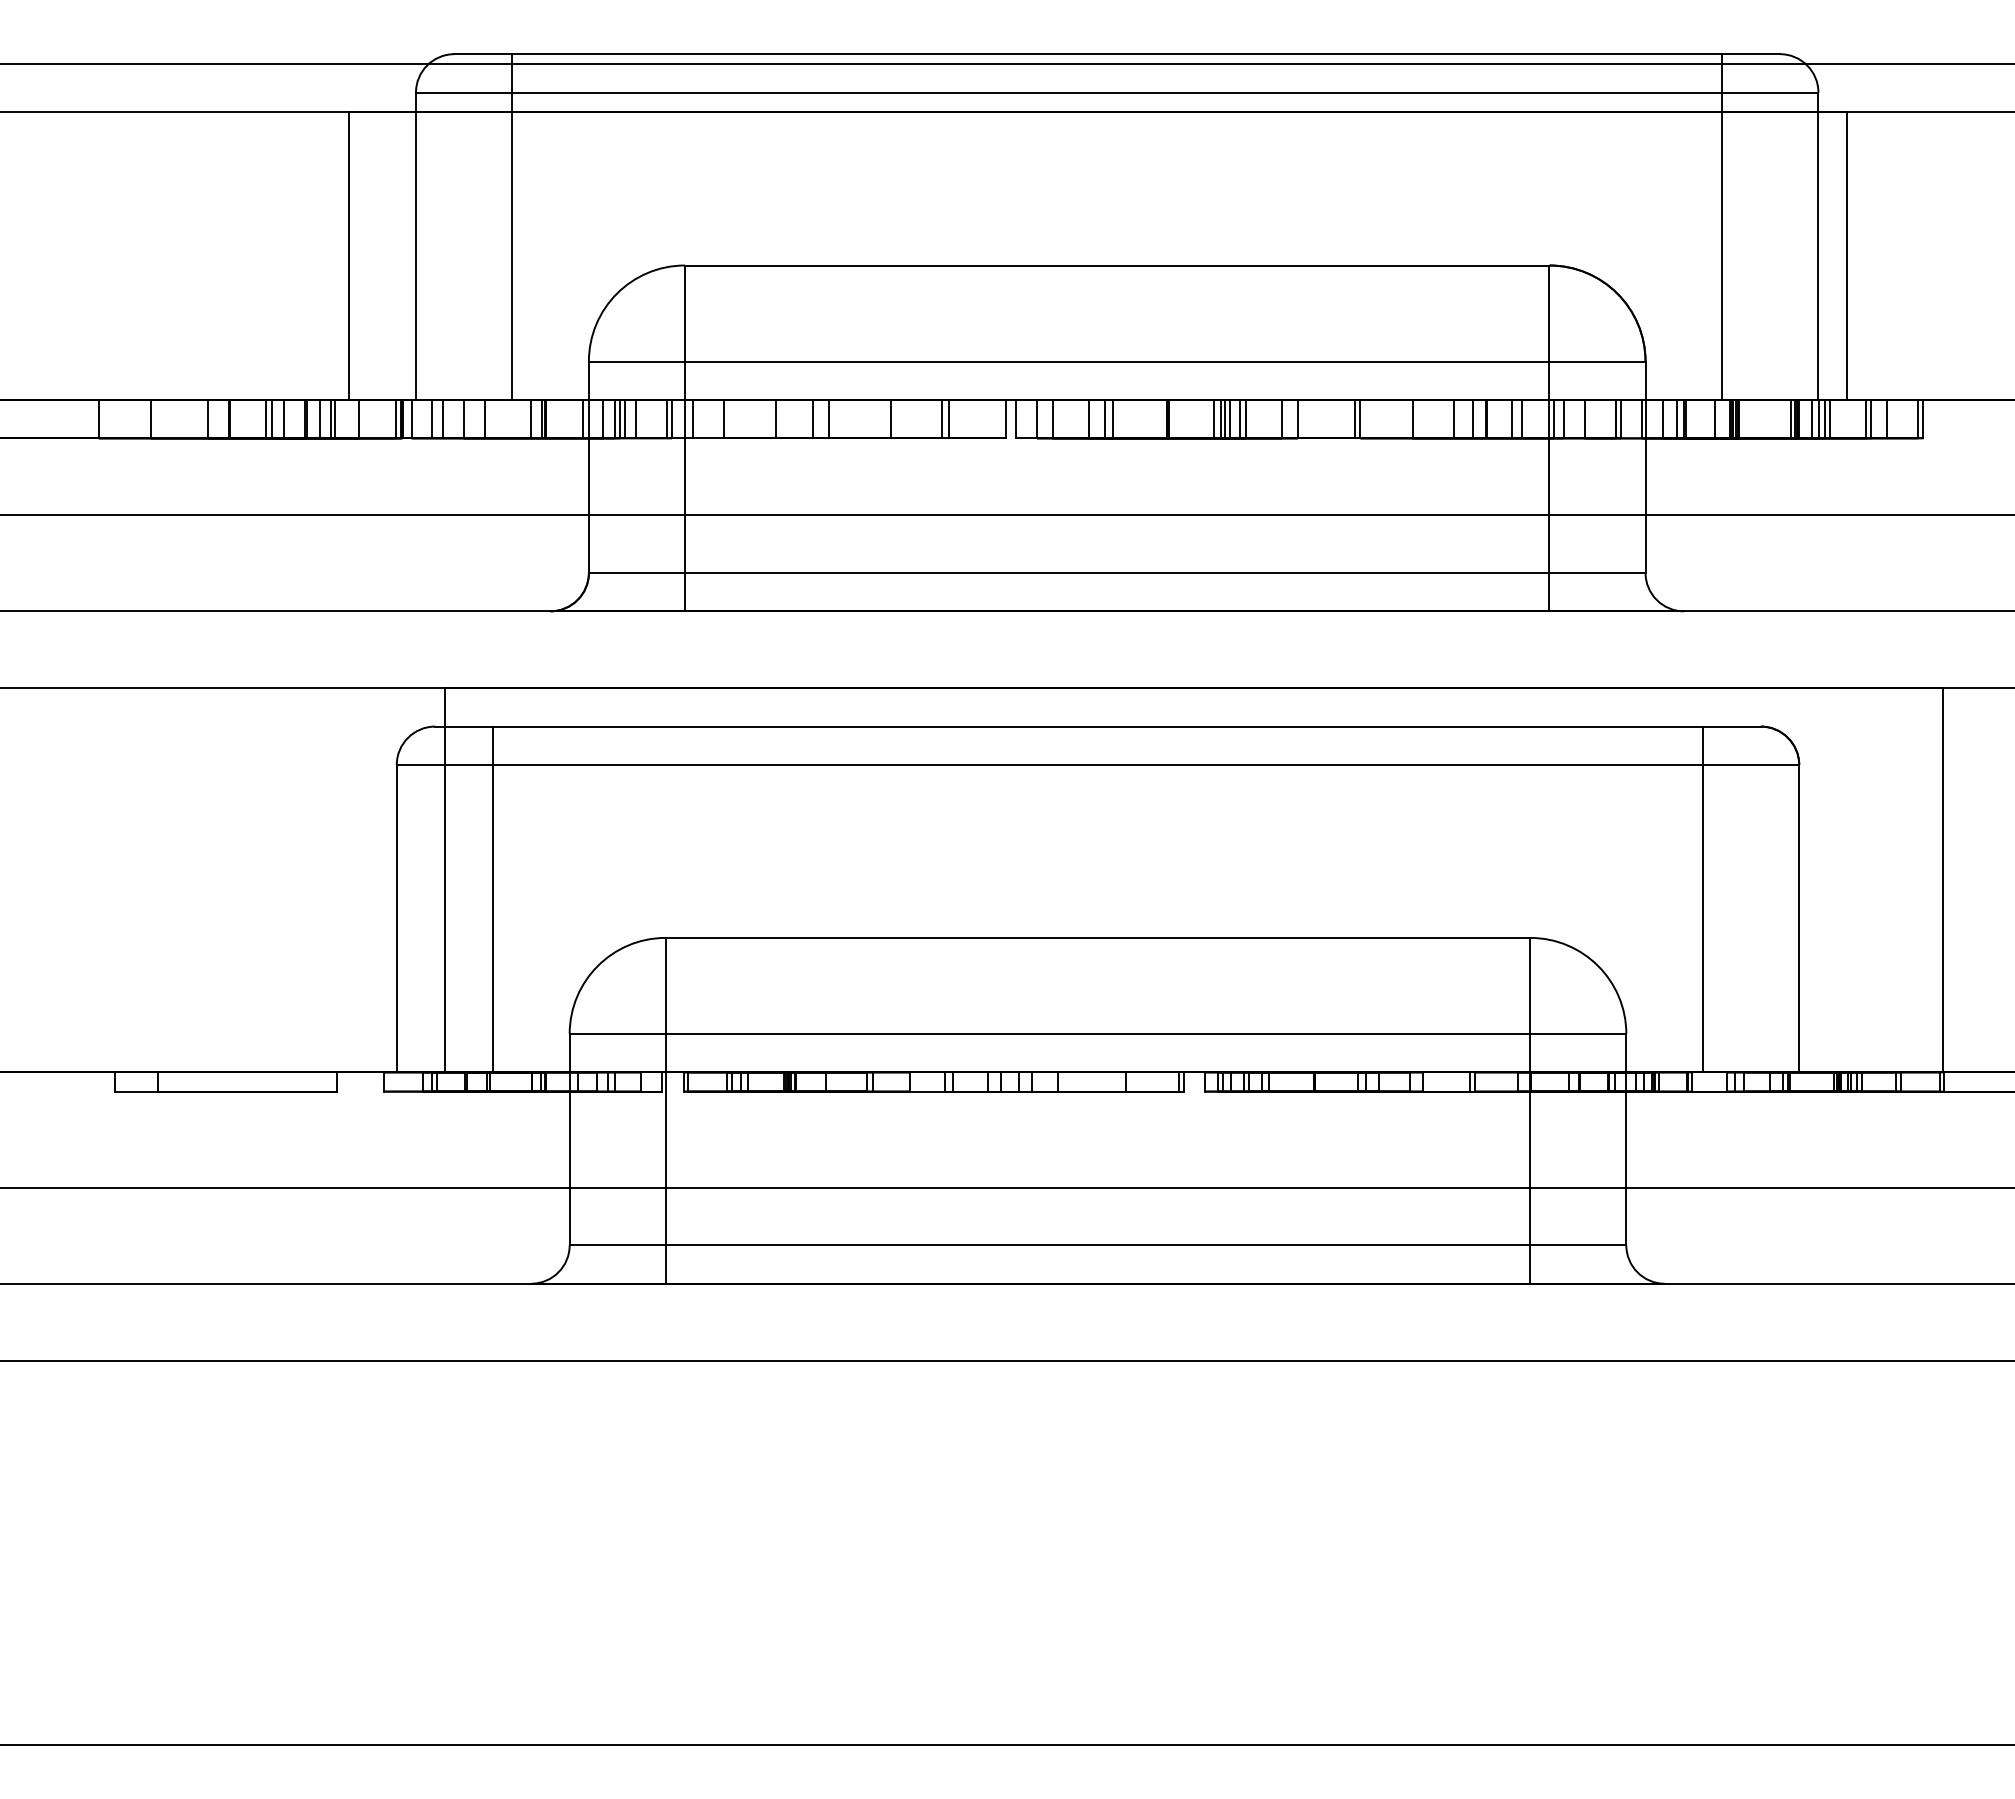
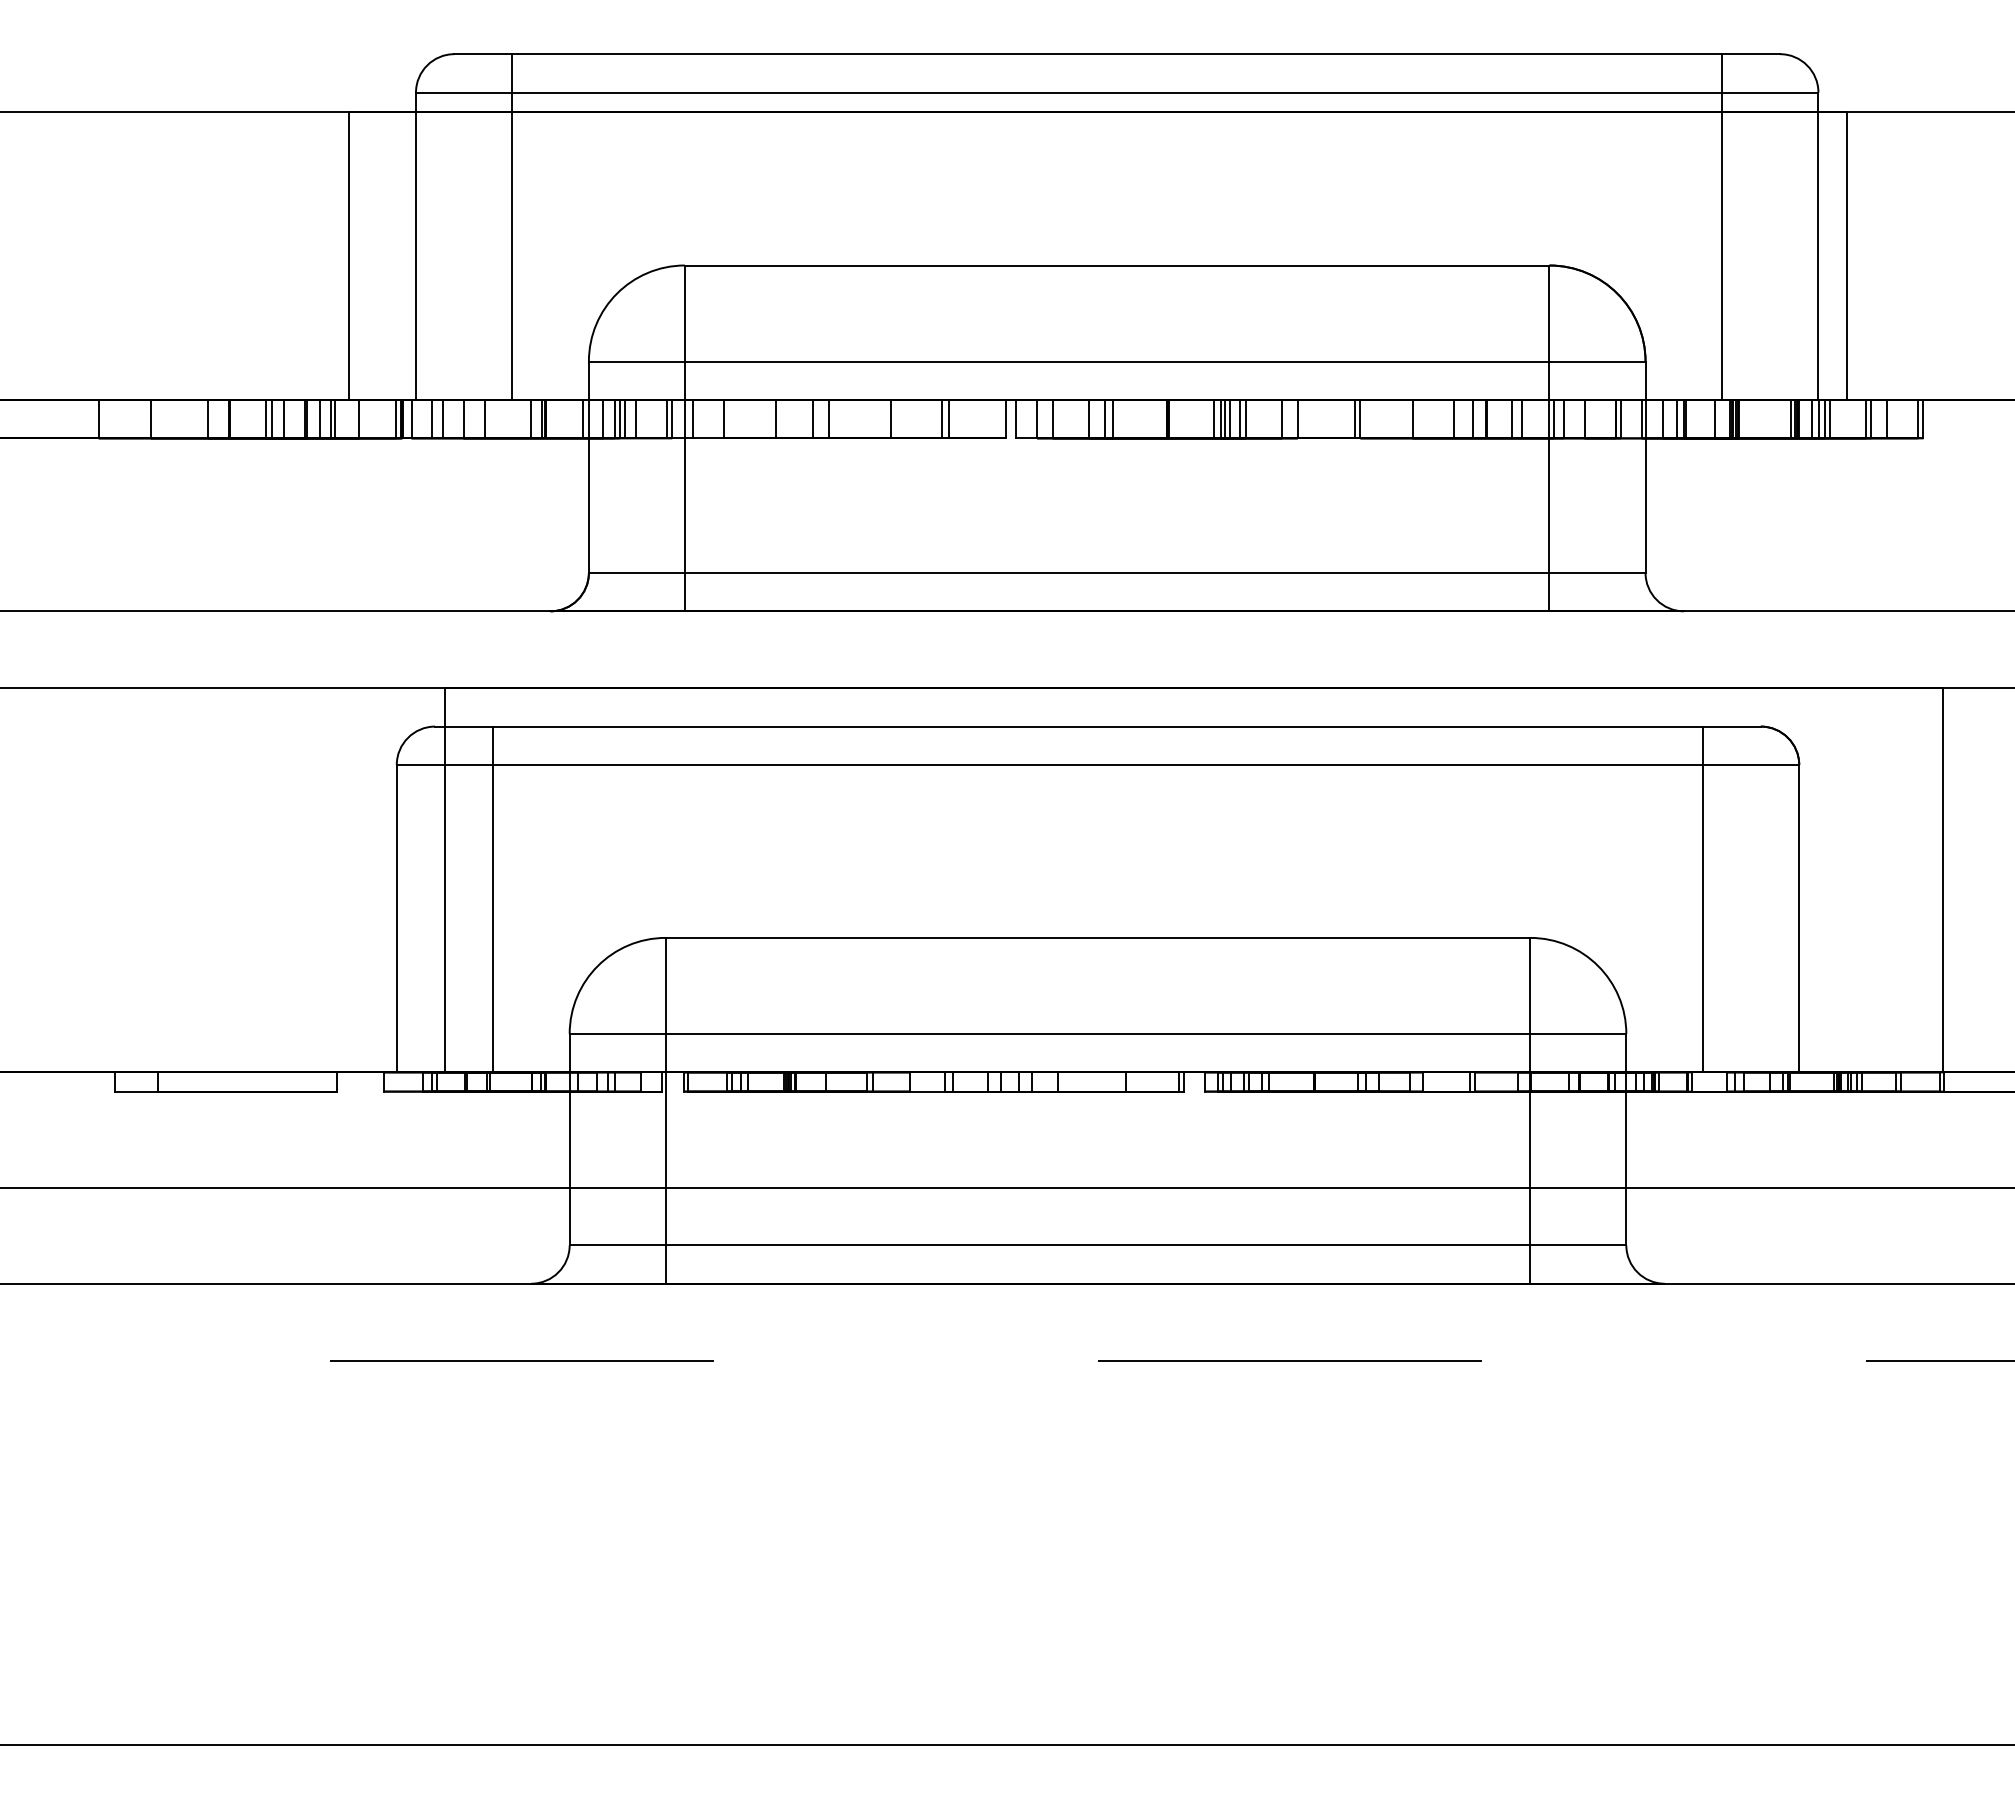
line: present -> none (1006, 63)
line: present -> none (1006, 515)
line: solid -> dashed (1007, 1360)
